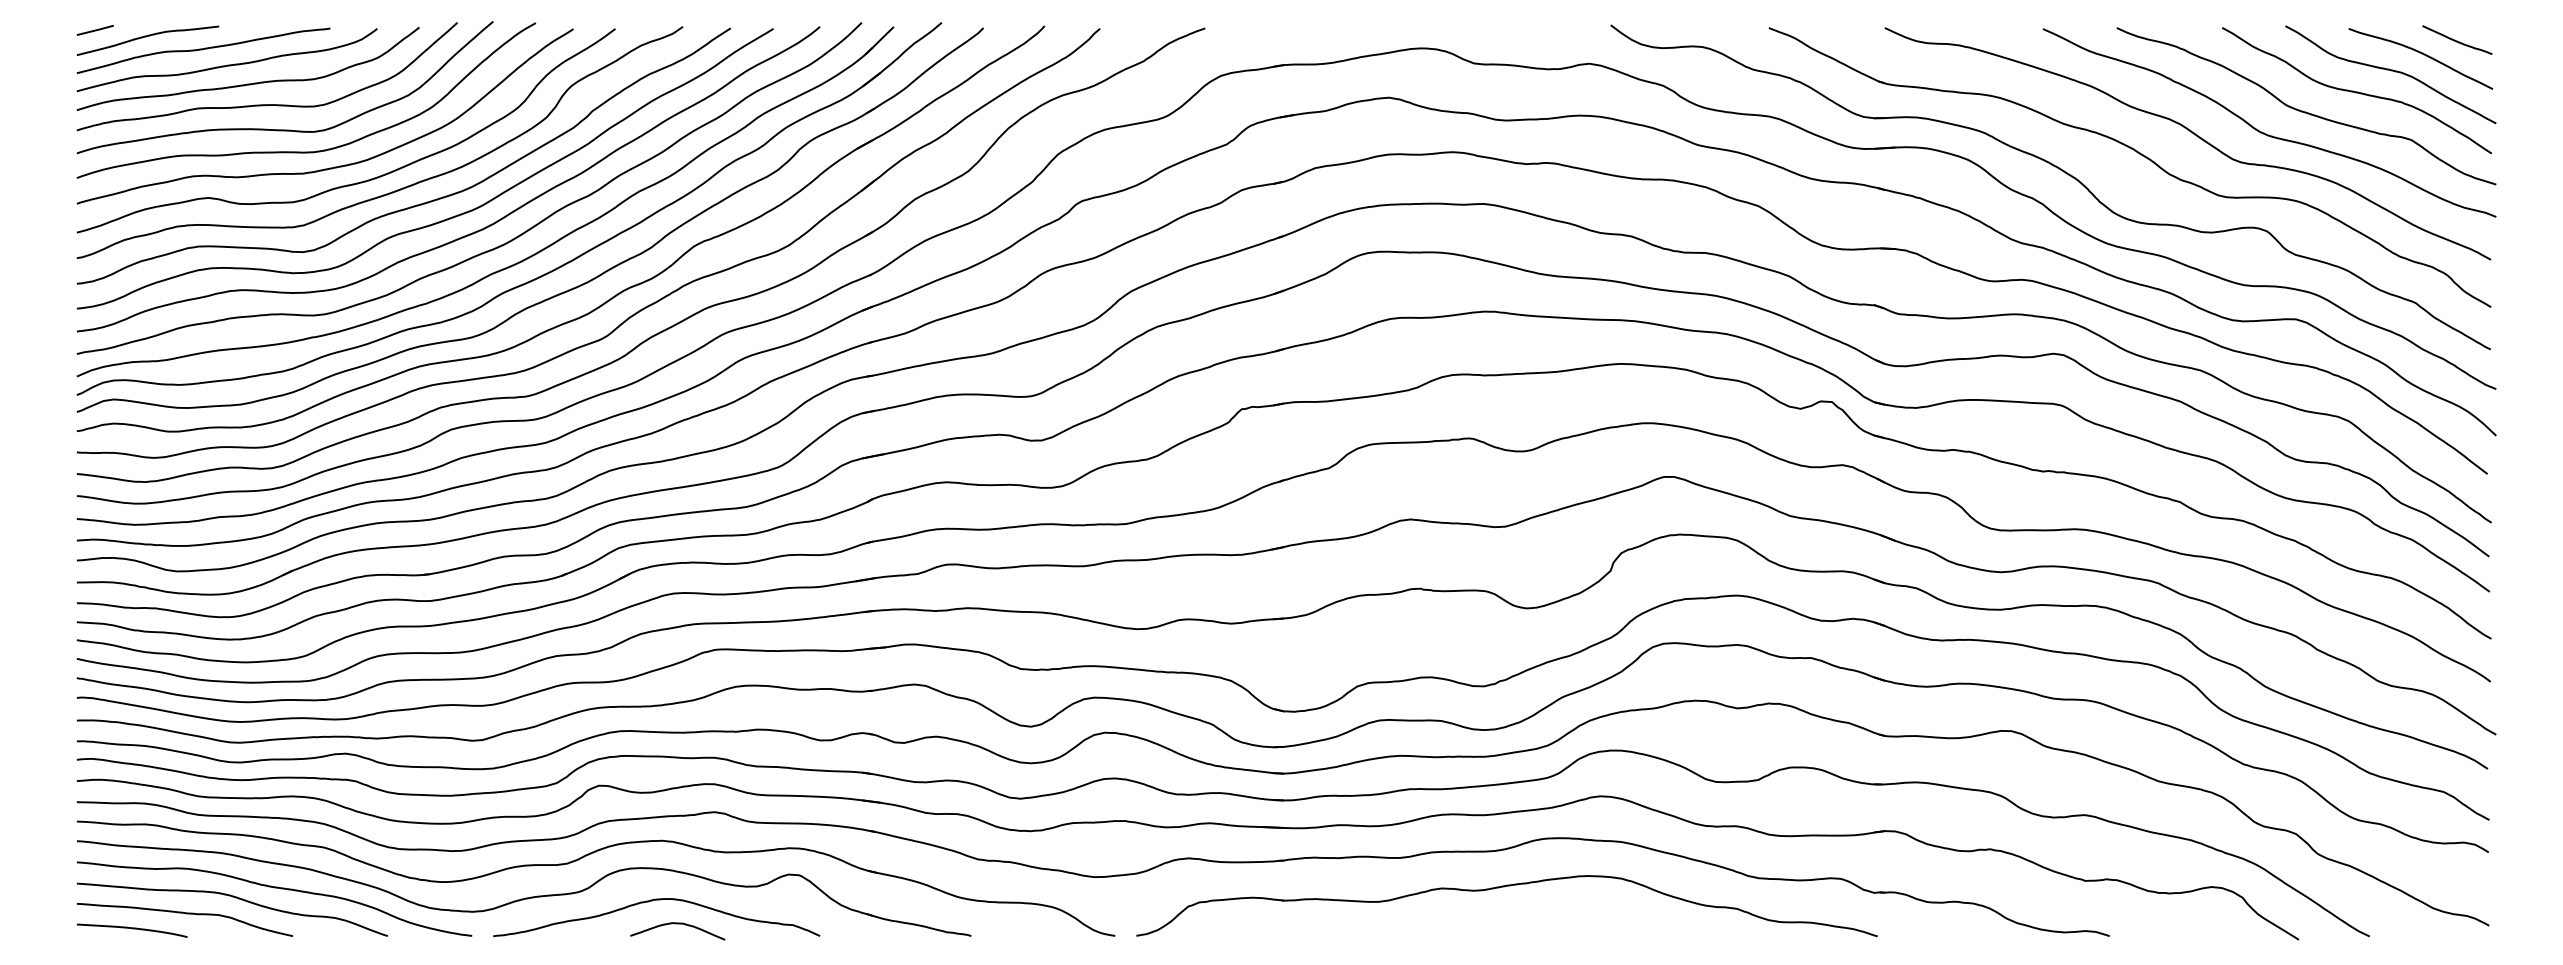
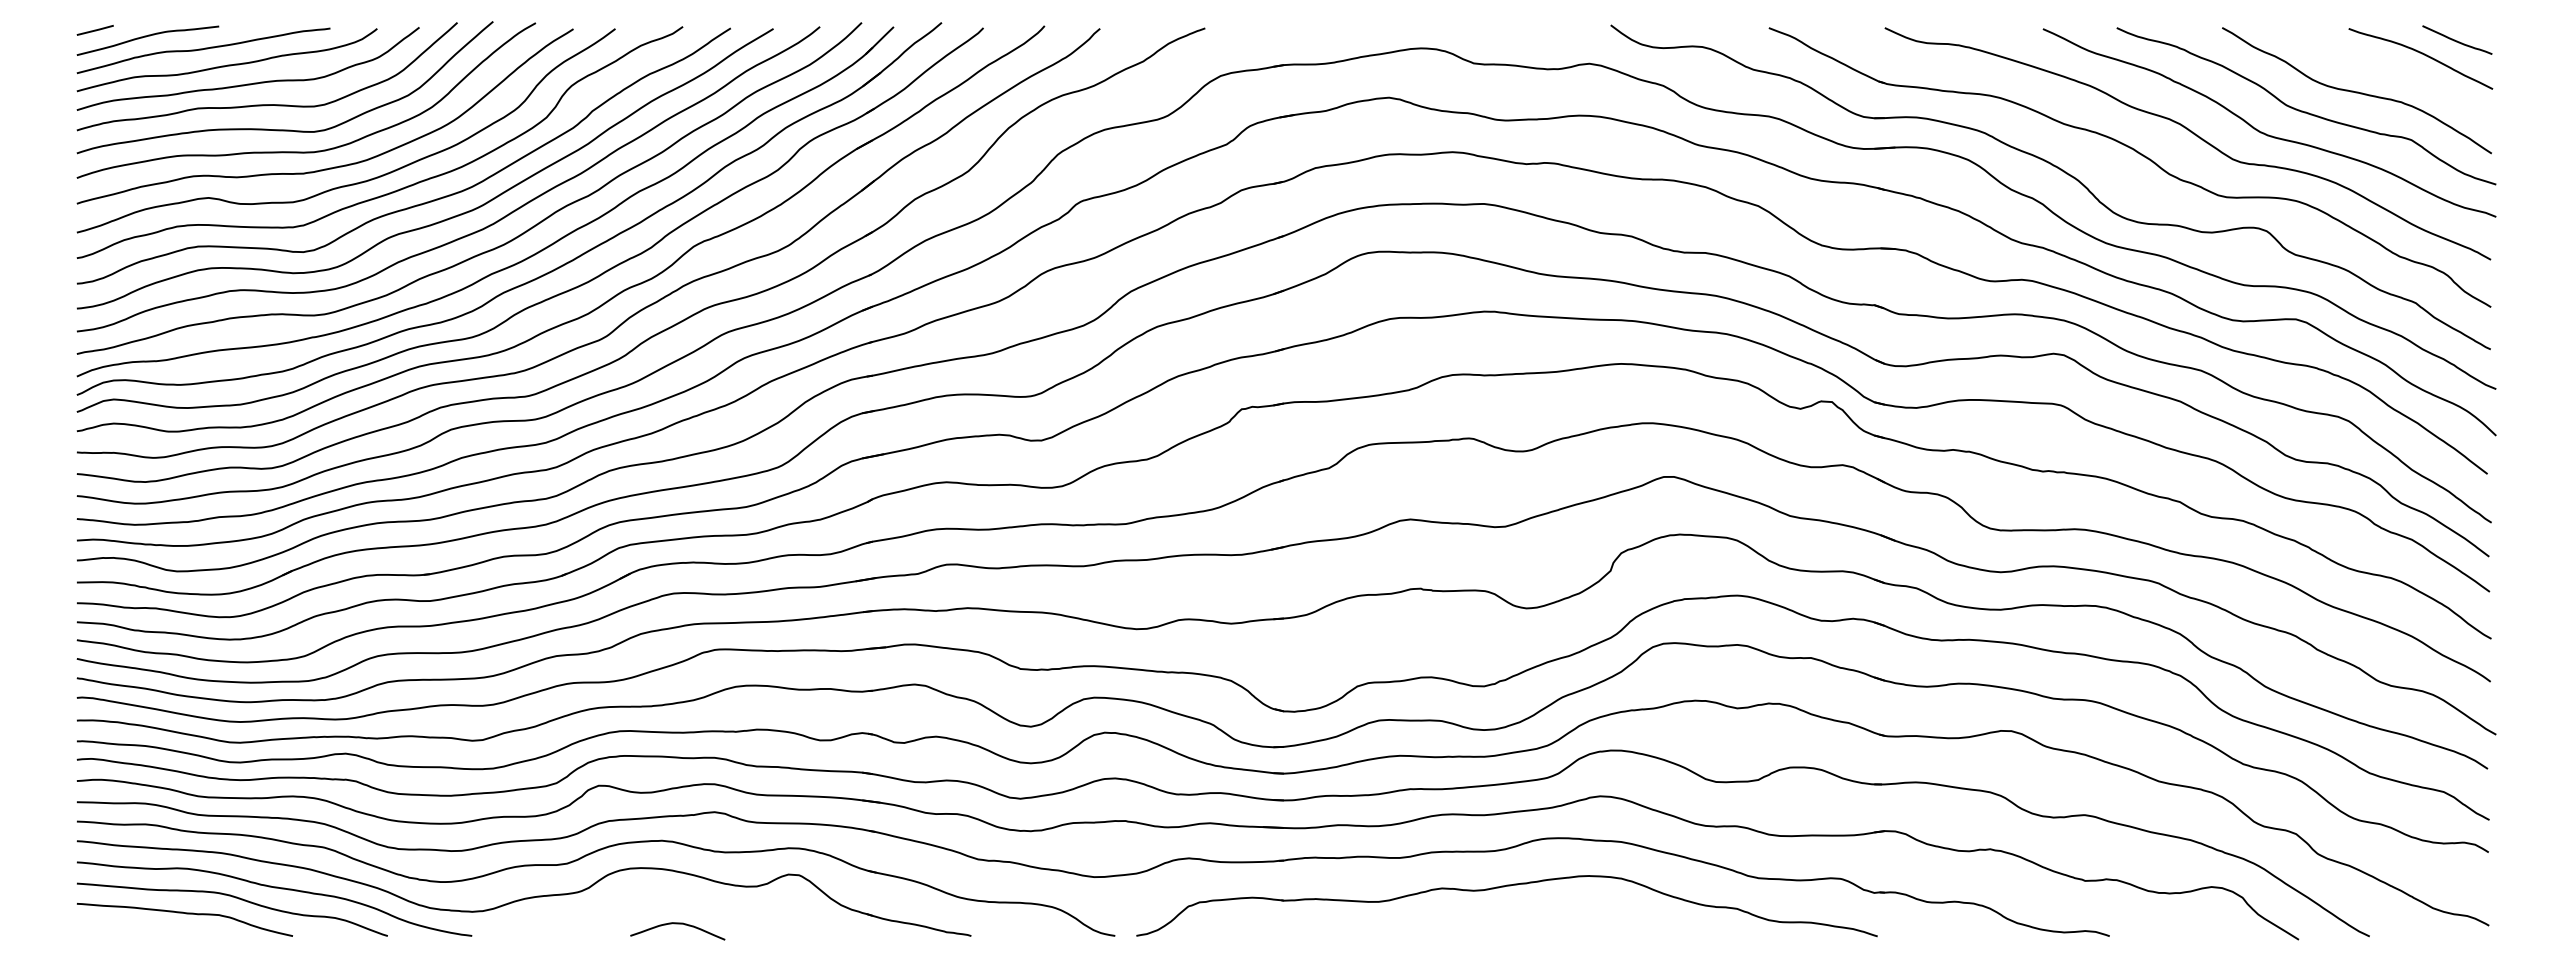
curve: present -> none (2391, 71)
curve: present -> none (652, 901)
curve: present -> none (132, 929)
